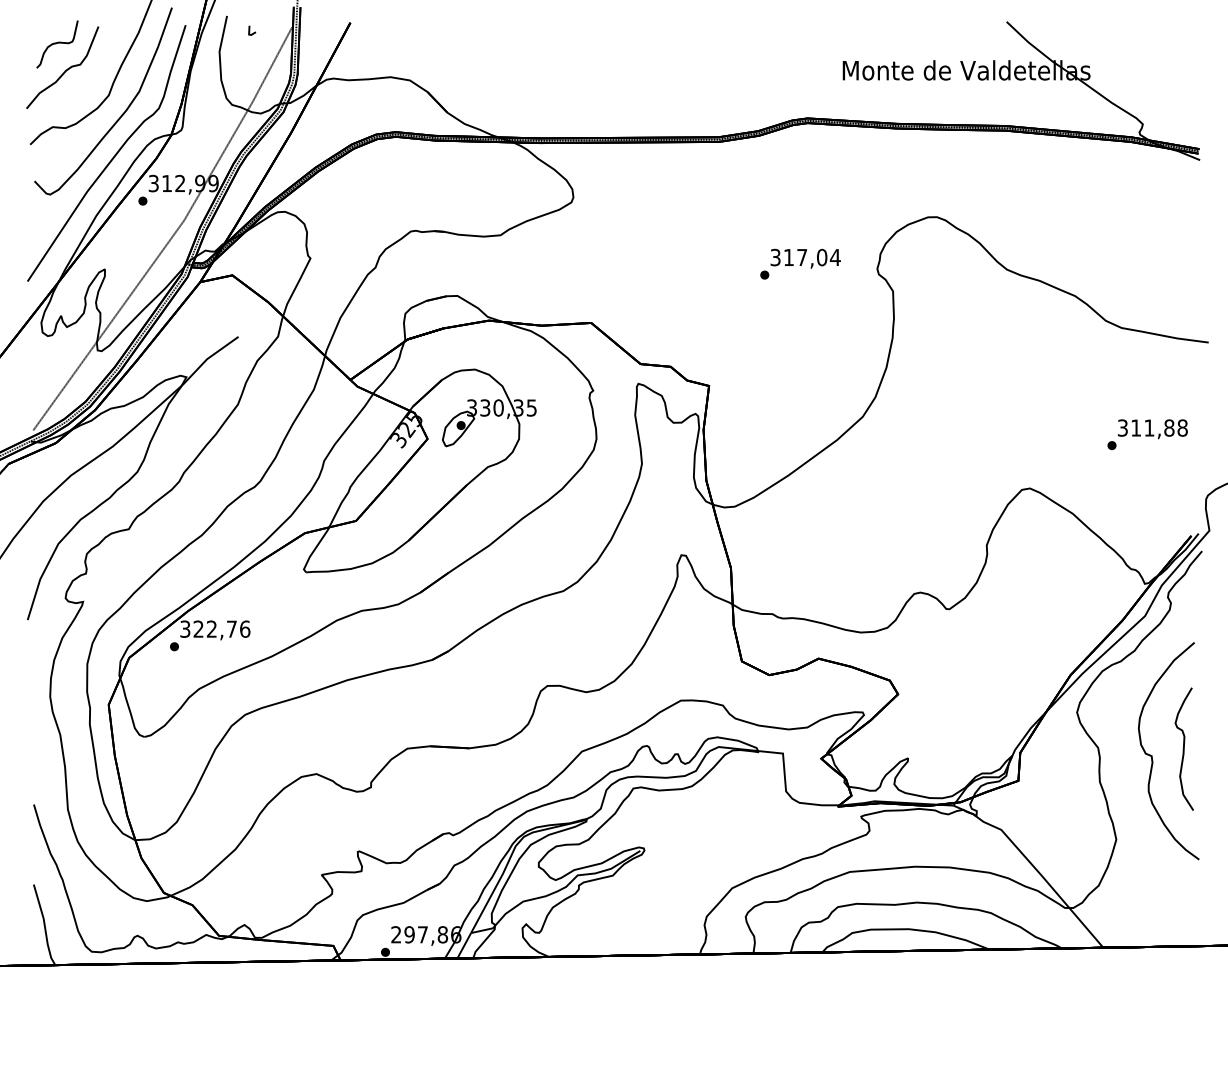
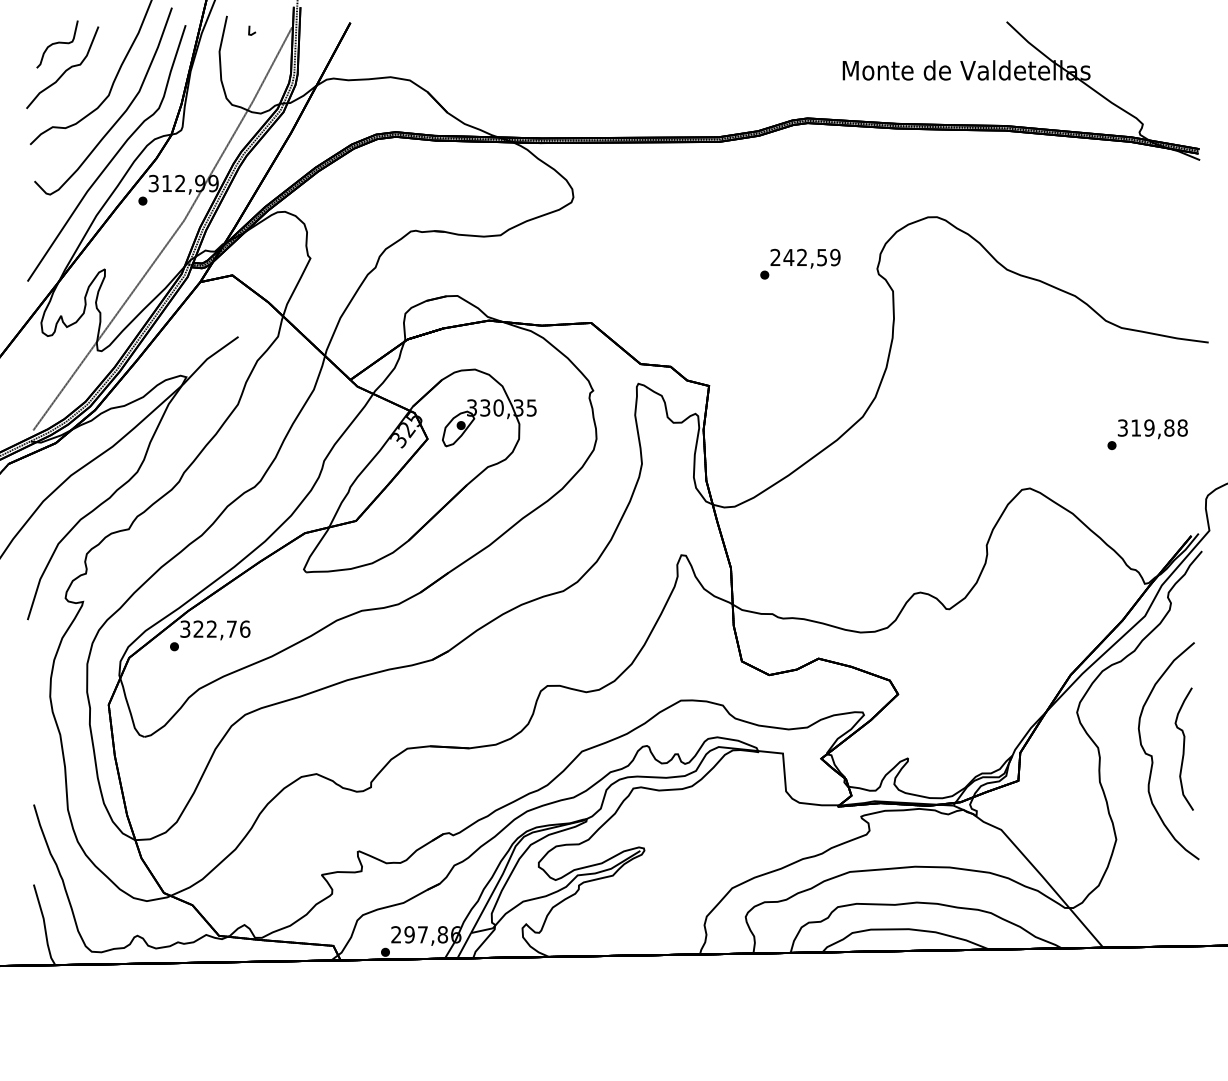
text: 317,04 -> 242,59 (805, 257)
text: 311,88 -> 319,88 (1149, 427)
